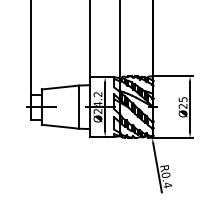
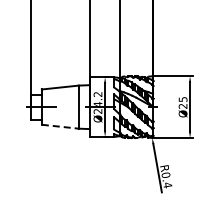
line: solid -> dashed (60, 126)
